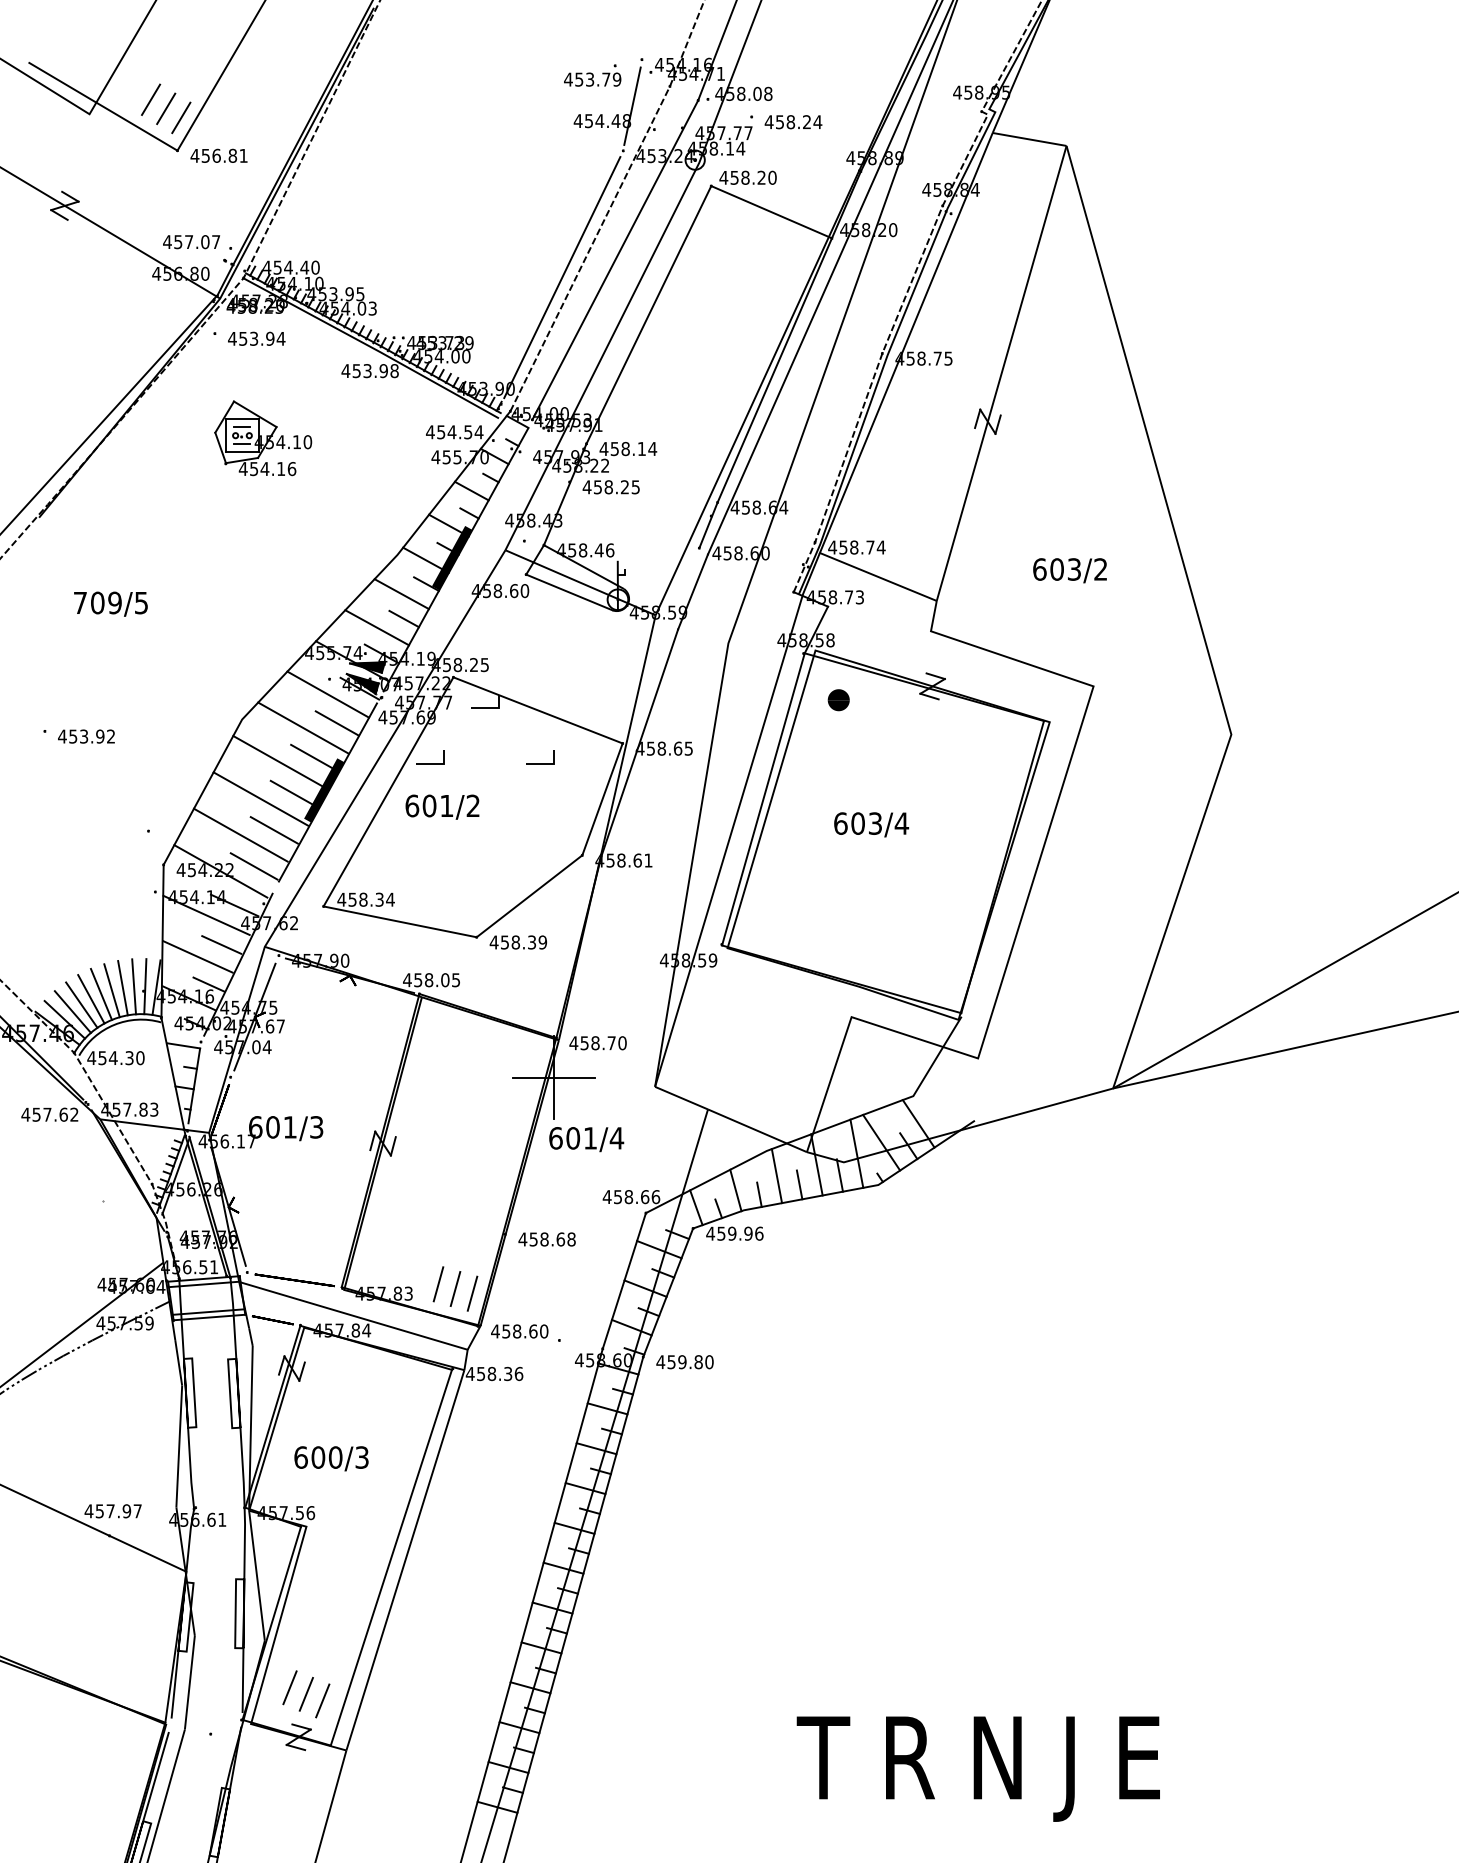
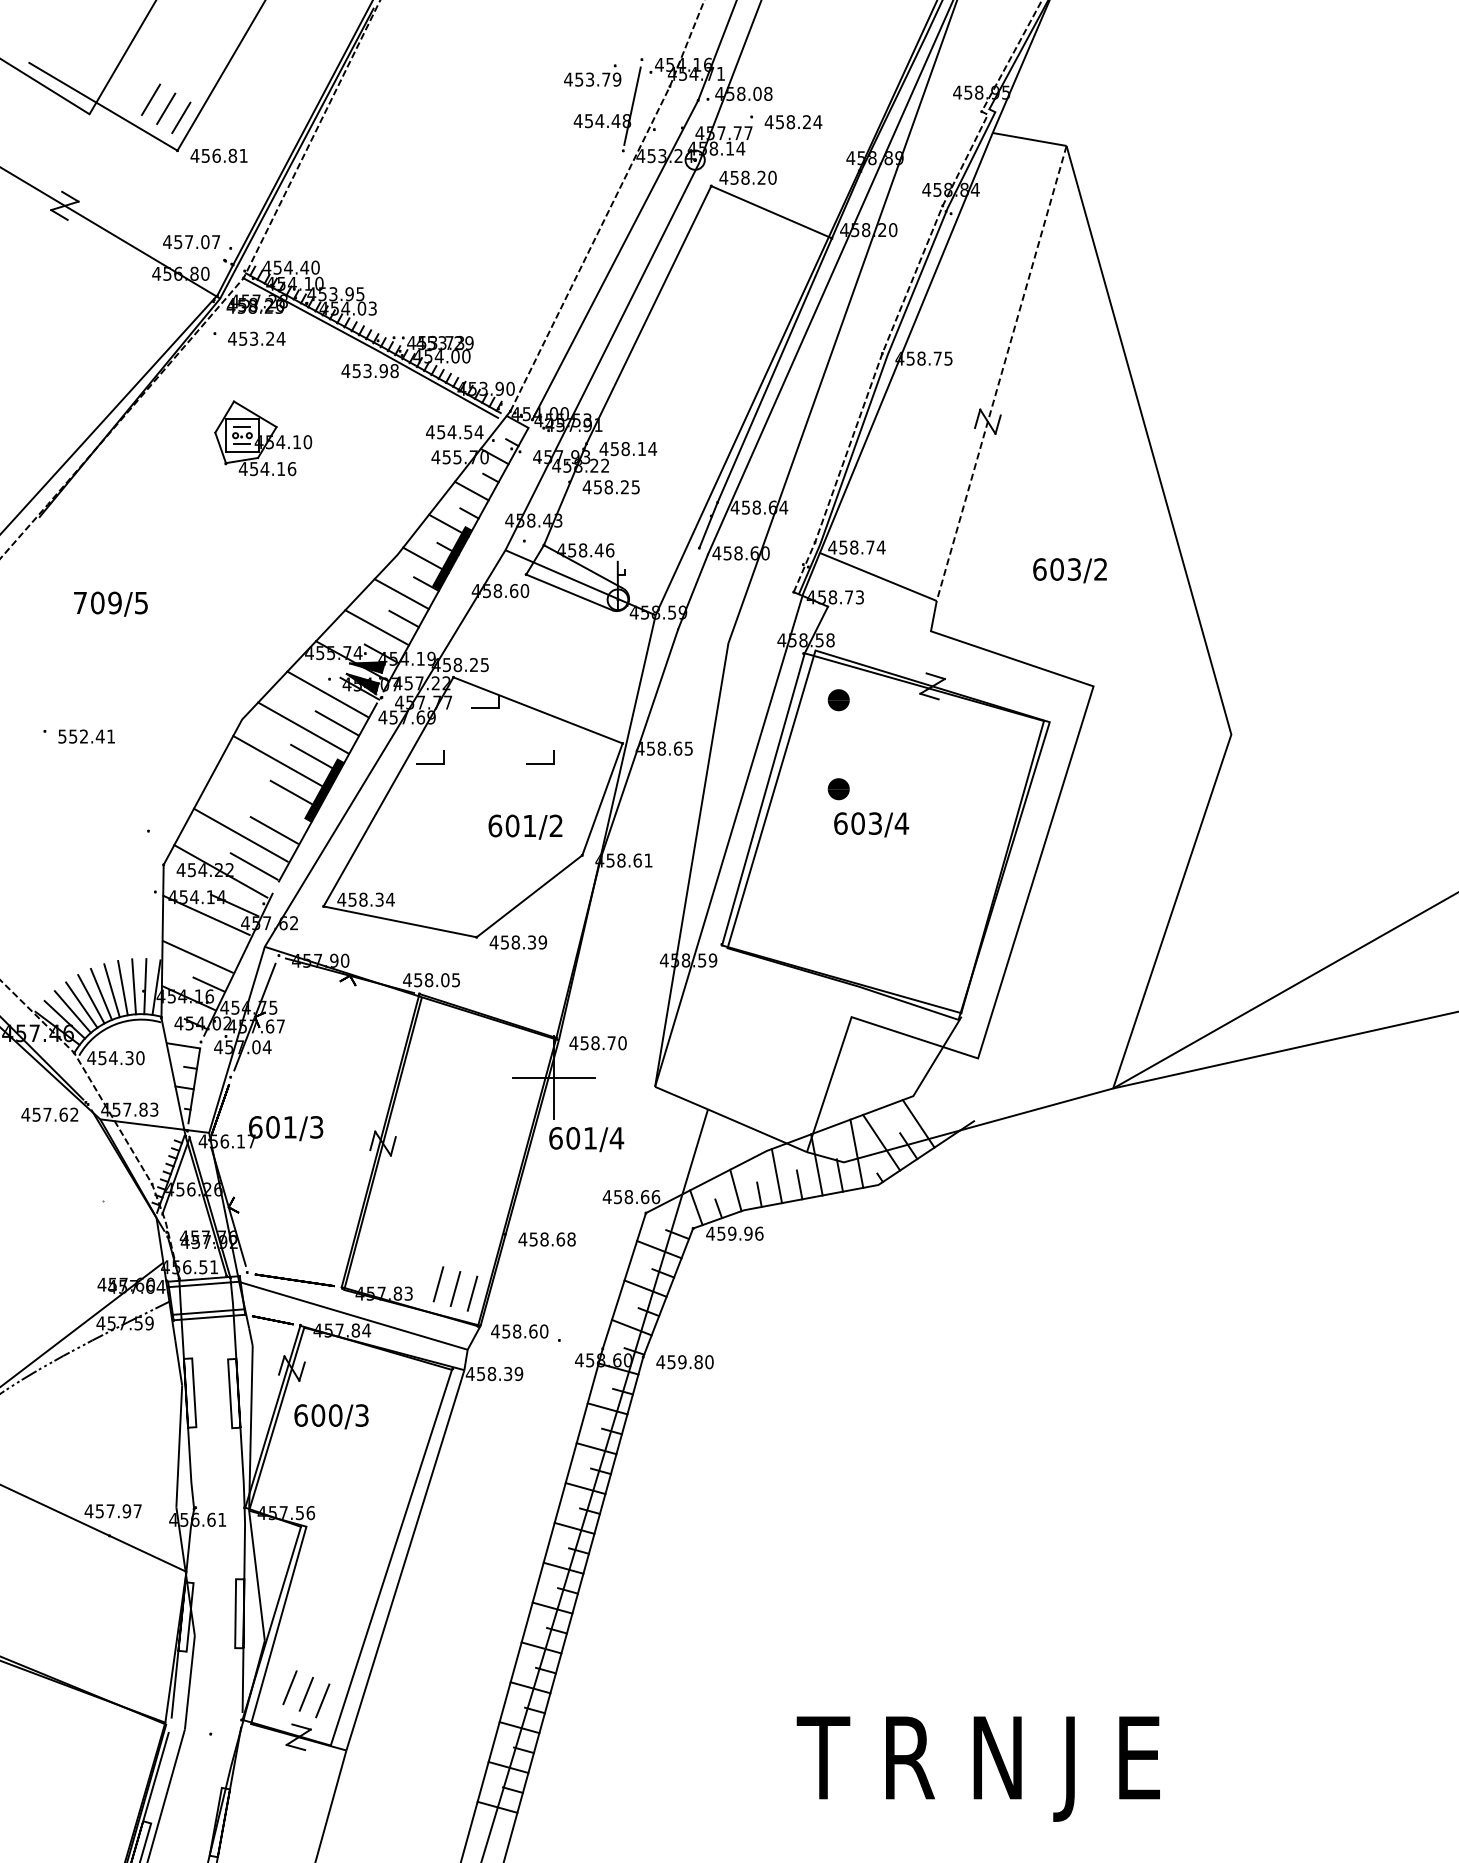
line: present -> none (562, 277)
text: 453.94 -> 453.24 (270, 338)
line: solid -> dashed (1001, 373)
text: 453.92 -> 552.41 (86, 736)
part: none -> present (838, 789)
line: present -> none (260, 798)
text position: (442, 806) -> (525, 826) (525, 826)
line: present -> none (221, 944)
text: 458.36 -> 458.39 (518, 1373)
text position: (331, 1458) -> (331, 1416) (331, 1416)
